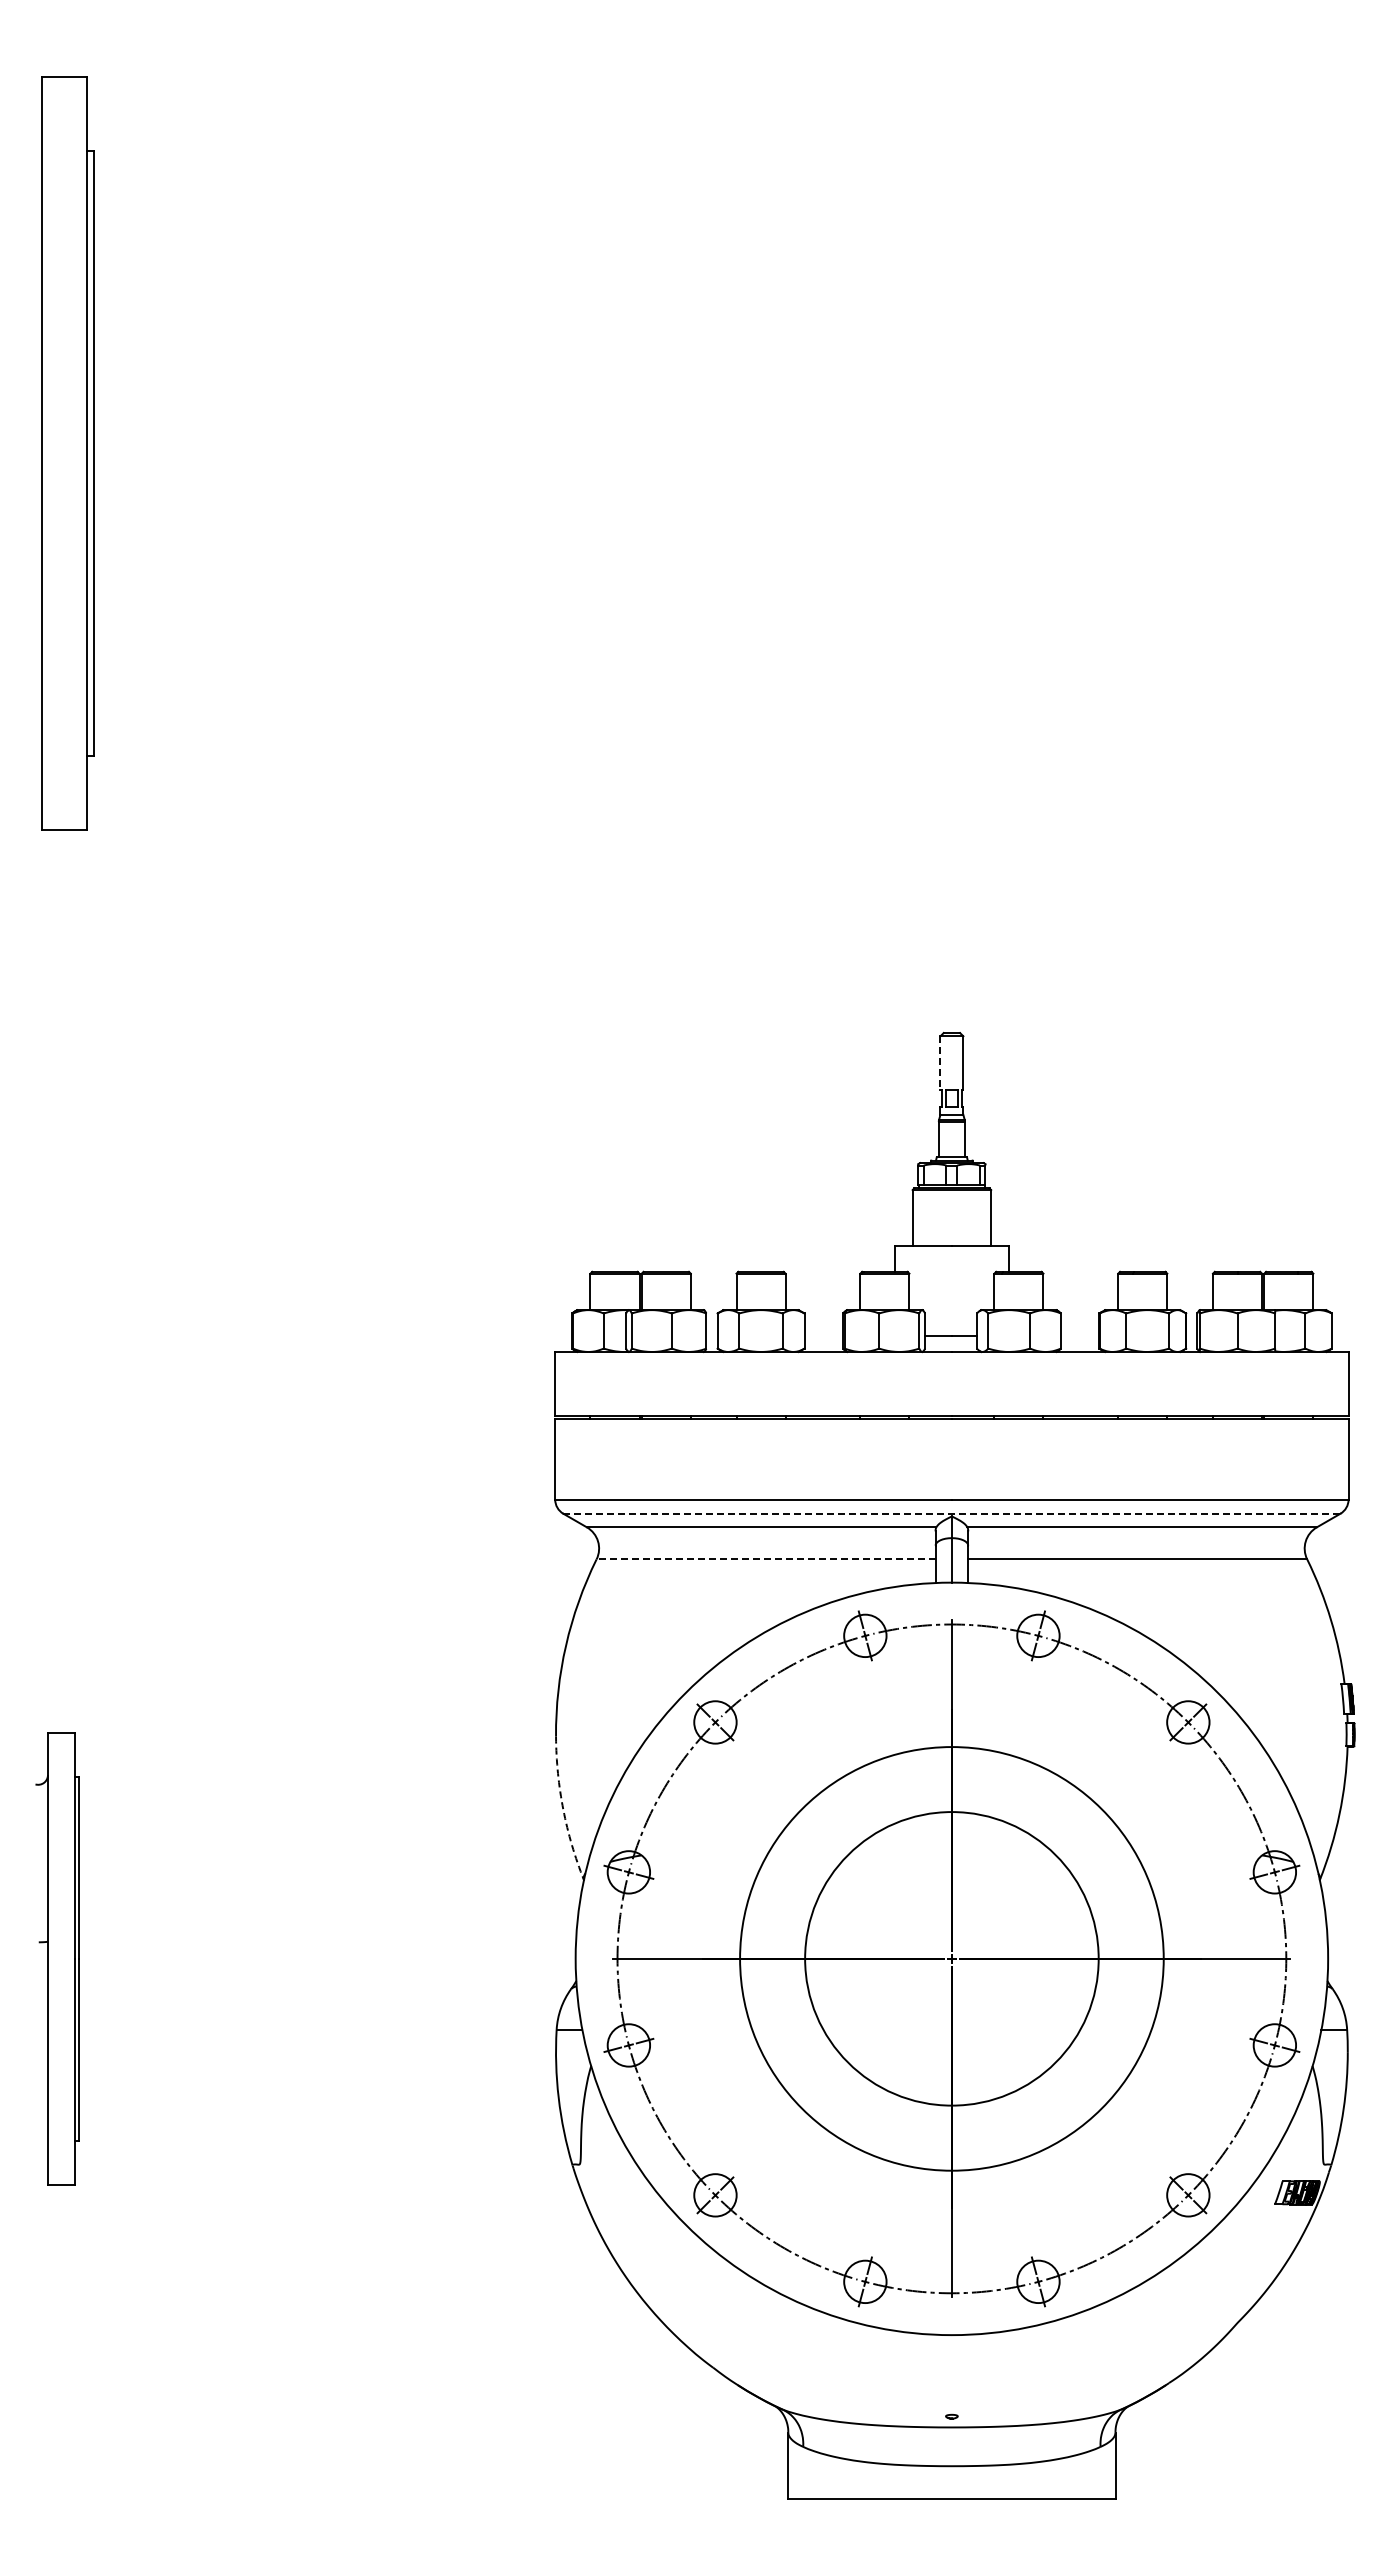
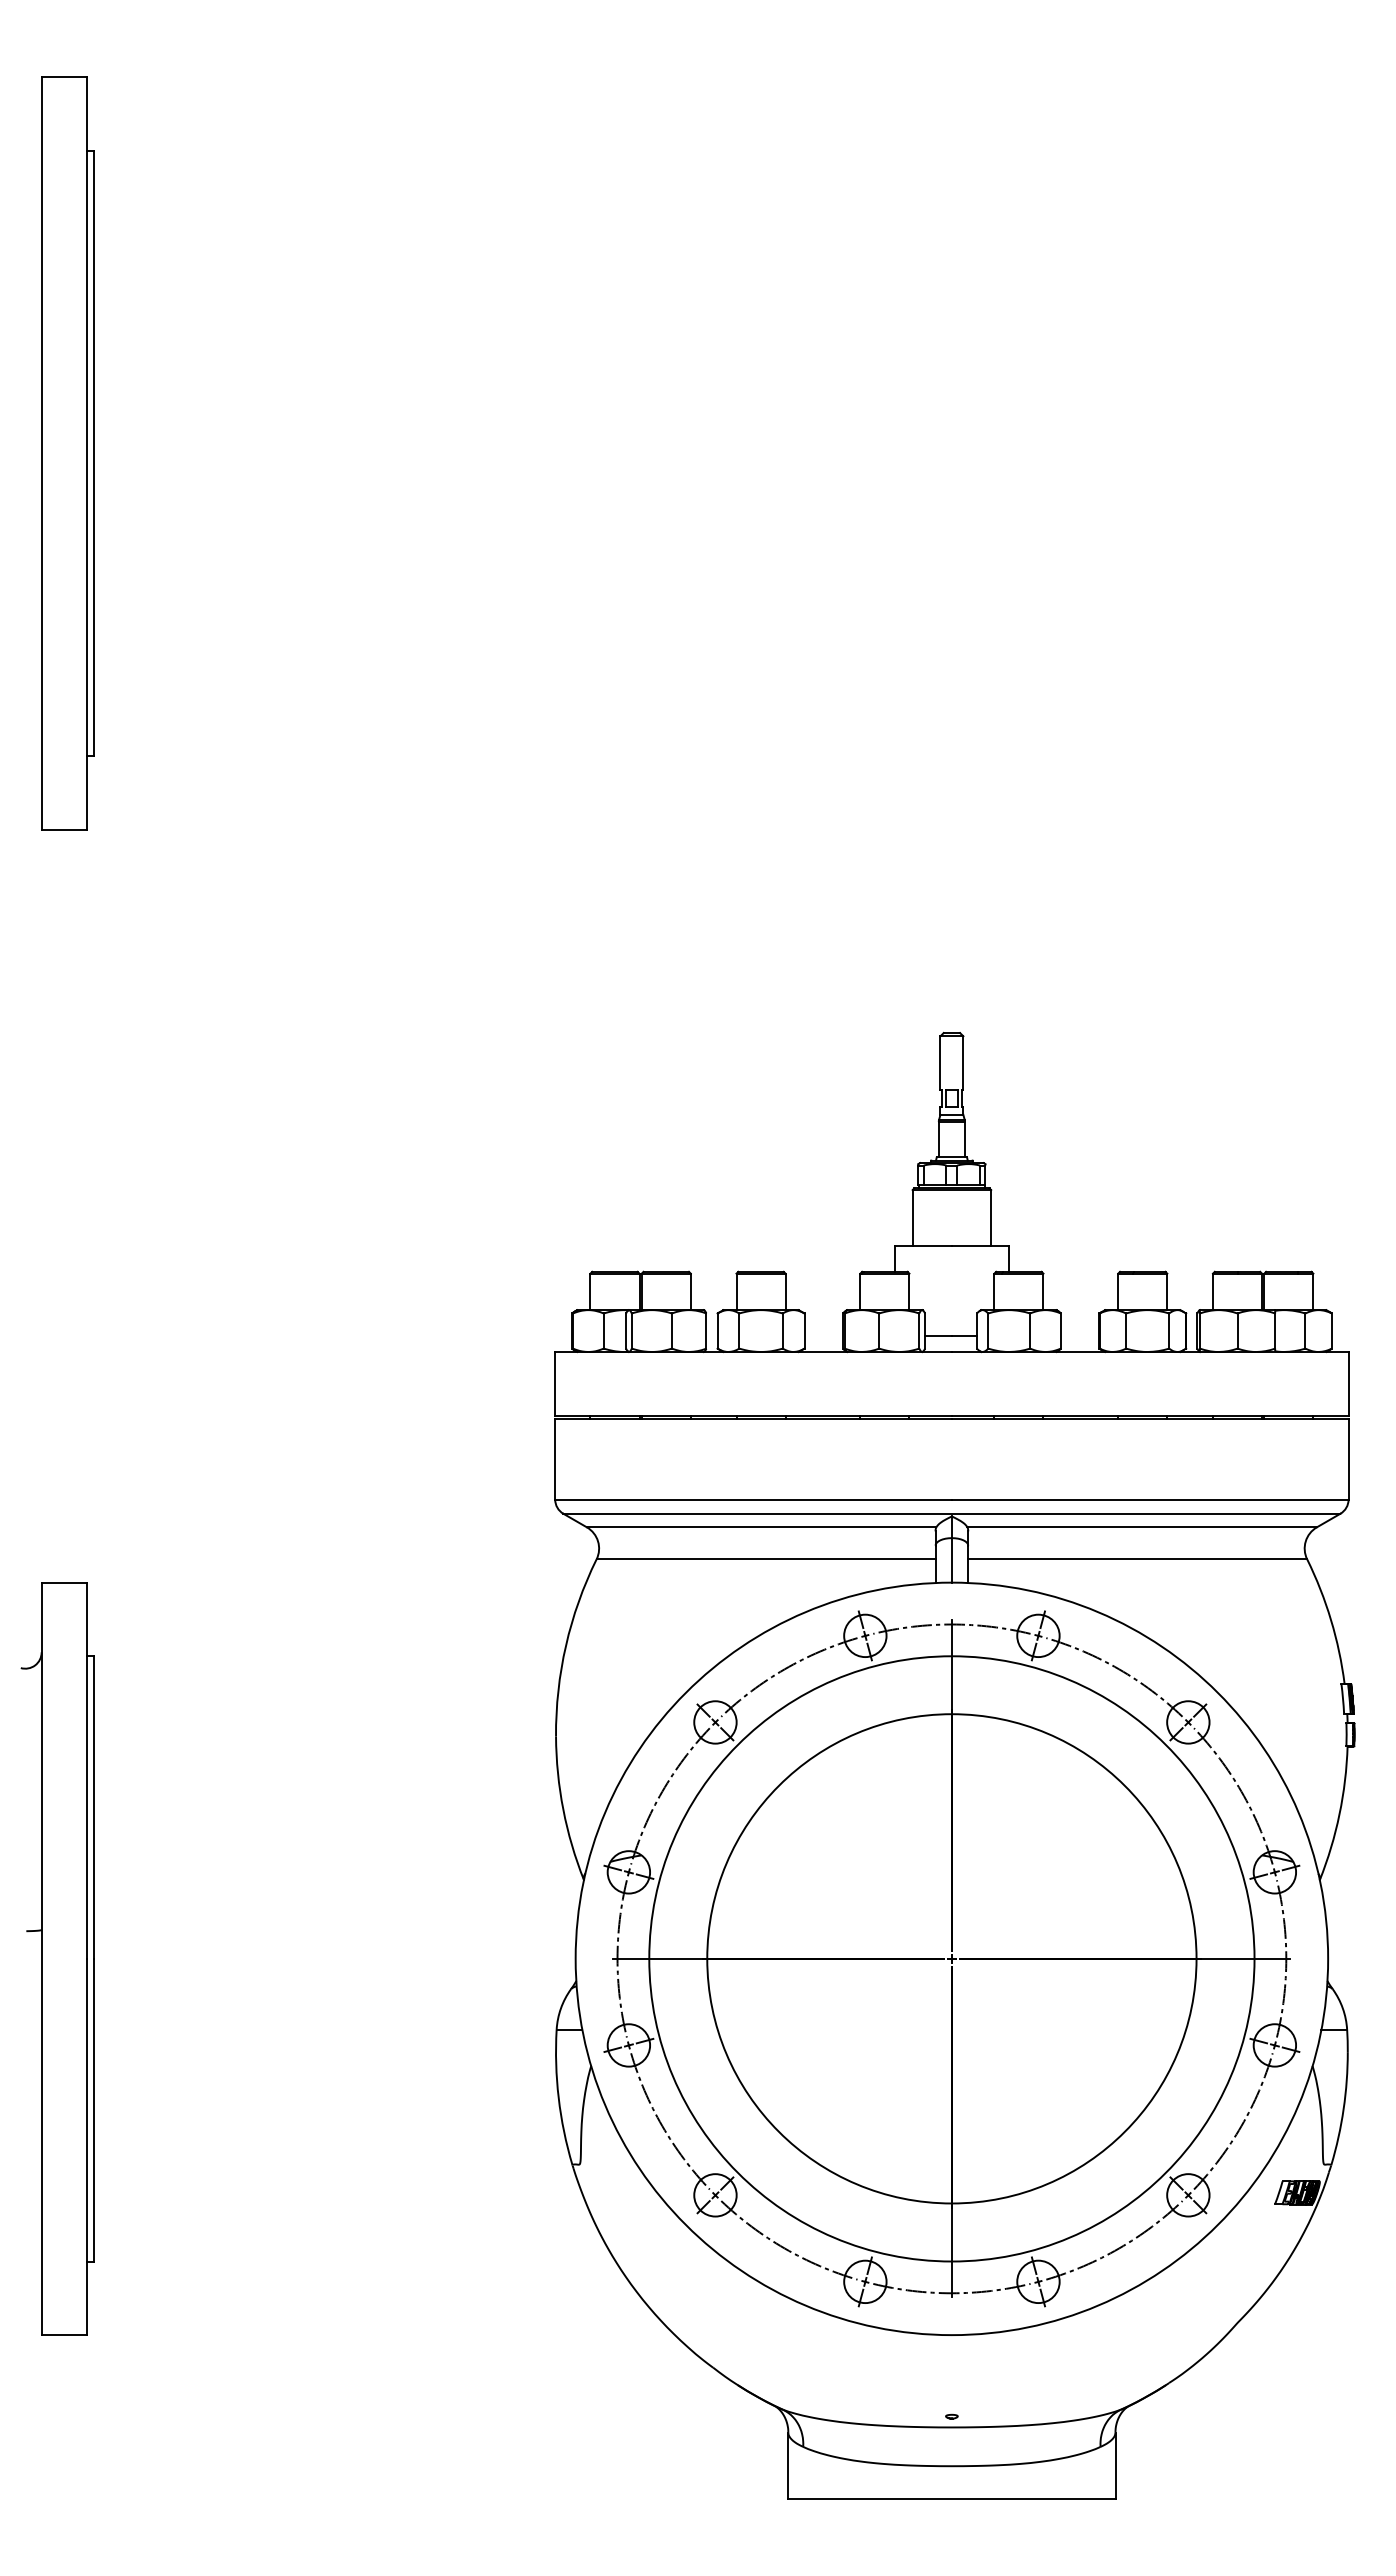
line: dashed -> solid (940, 1063)
line: dashed -> solid (951, 1513)
line: dashed -> solid (765, 1559)
arc: dashed -> solid (563, 1809)
part size: 45x454 px -> 75x754 px (57, 1958)
circle diameter: 294 px -> 489 px (951, 1958)
circle diameter: 424 px -> 605 px (951, 1958)
